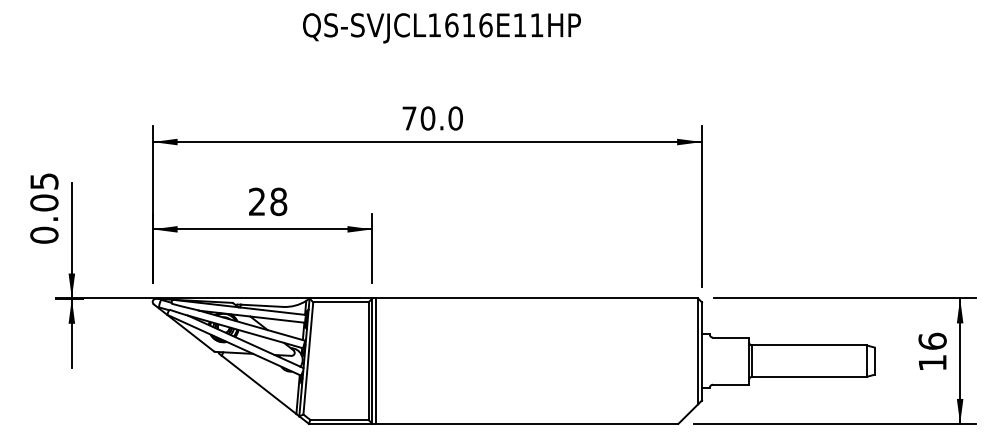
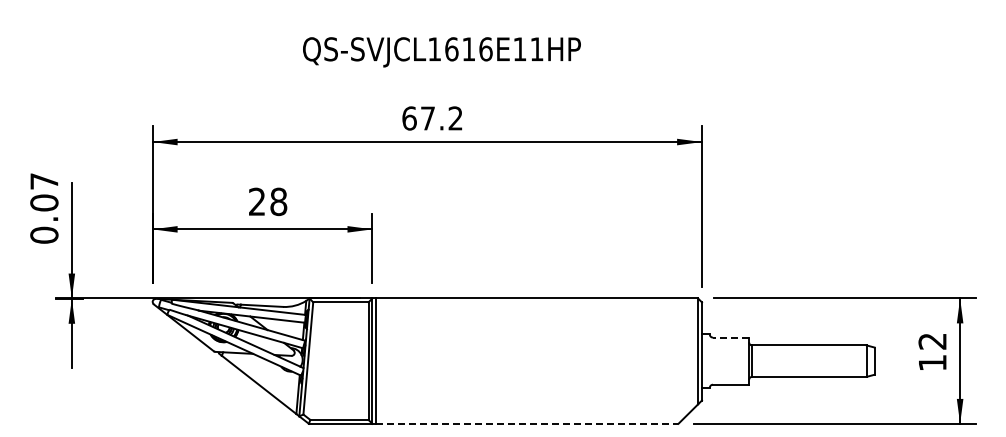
text position: (441, 28) -> (441, 52) (441, 52)
text: 70.0 -> 67.2 (432, 118)
text: 0.05 -> 0.07 (44, 181)
line: solid -> dashed (730, 337)
text: 16 -> 12 (932, 340)
line: solid -> dashed (527, 423)
